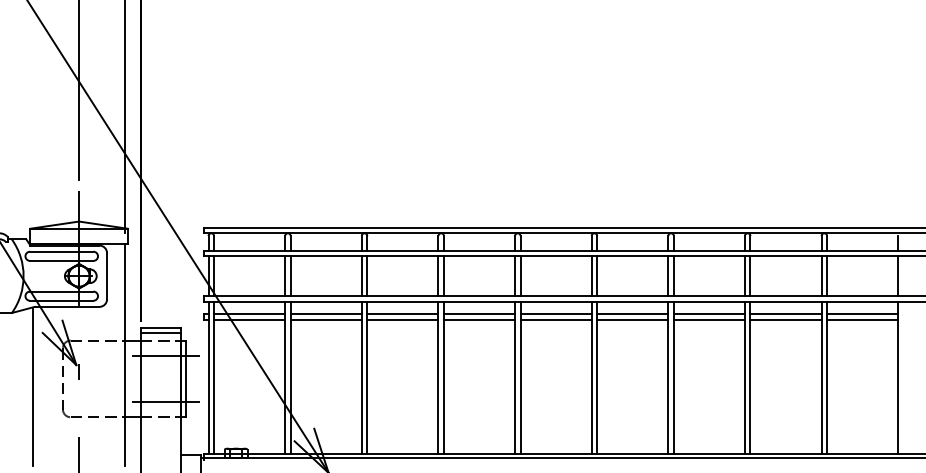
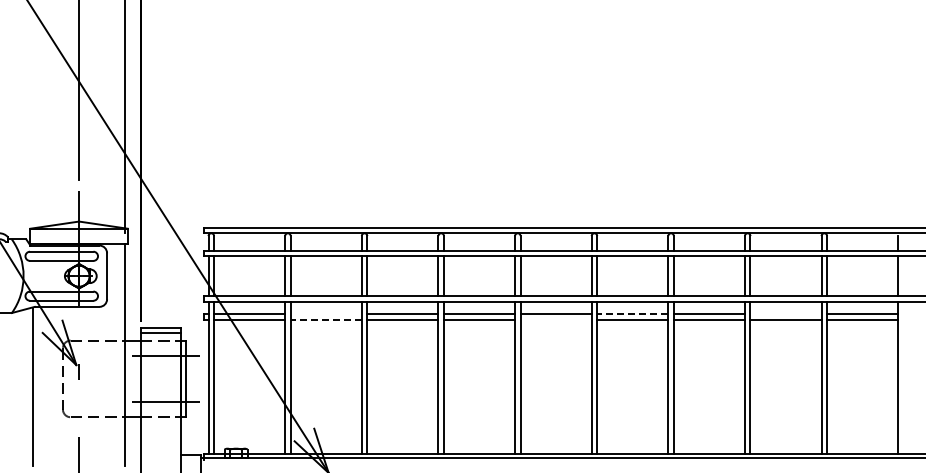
line: present -> none (325, 314)
line: solid -> dashed (632, 314)
line: present -> none (785, 314)
line: solid -> dashed (326, 320)
line: present -> none (555, 320)
